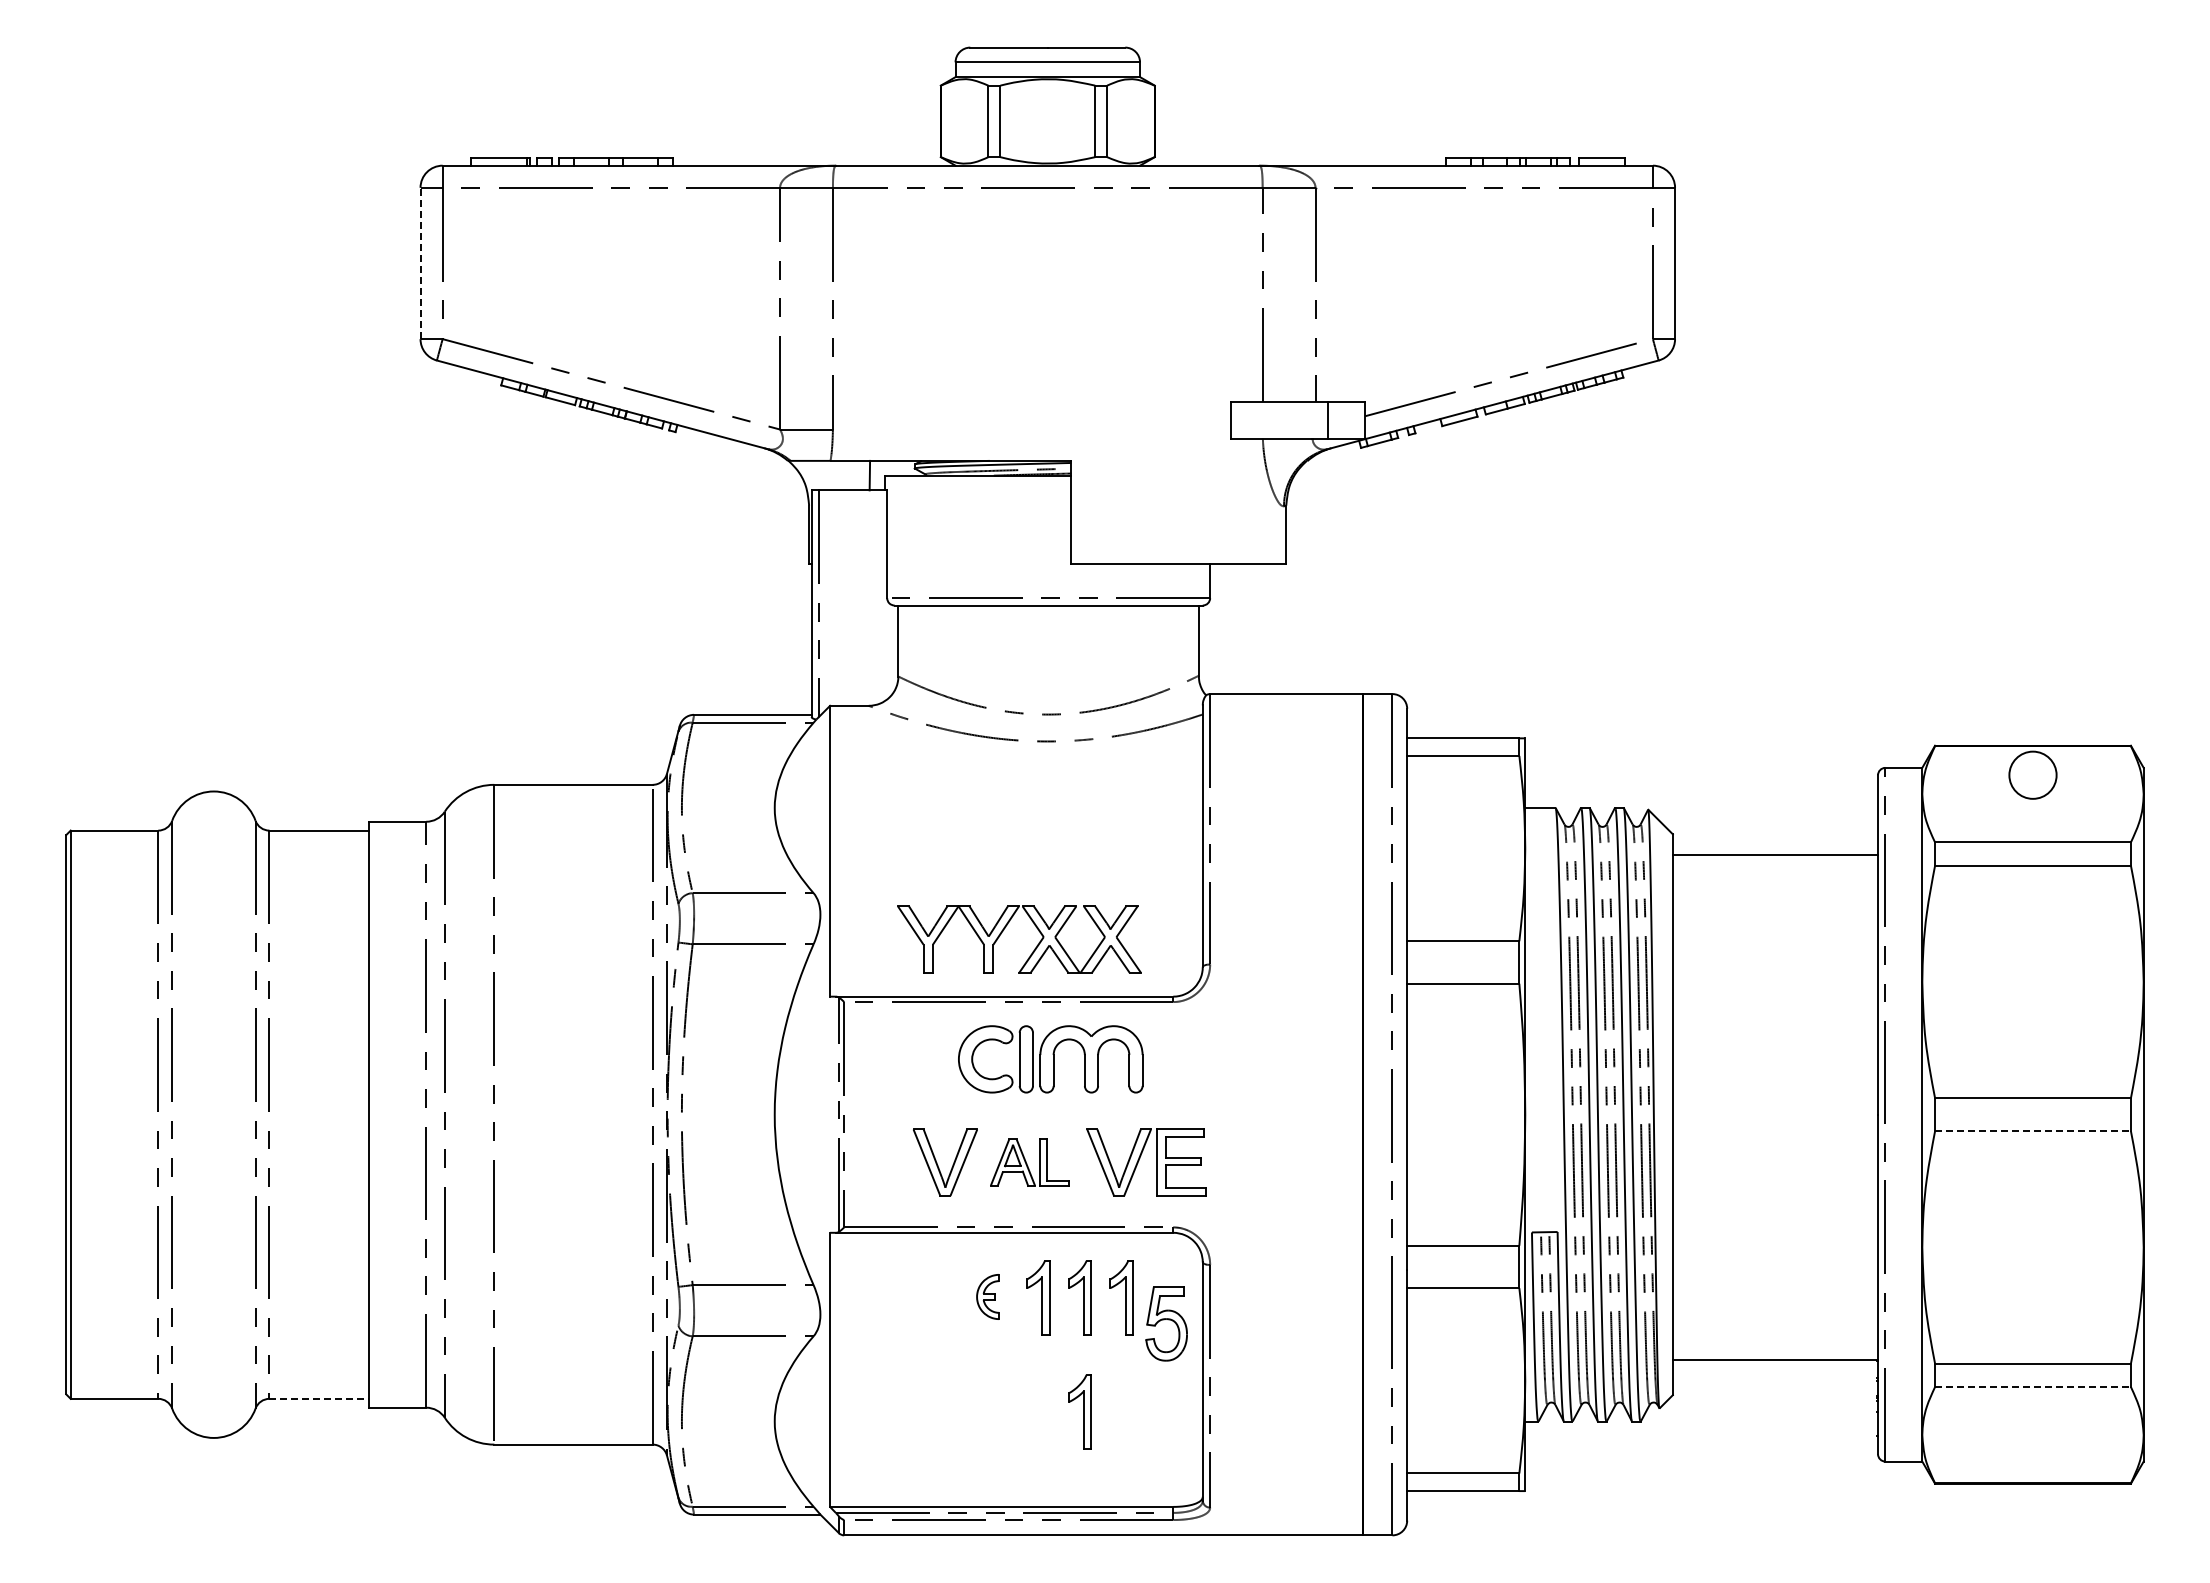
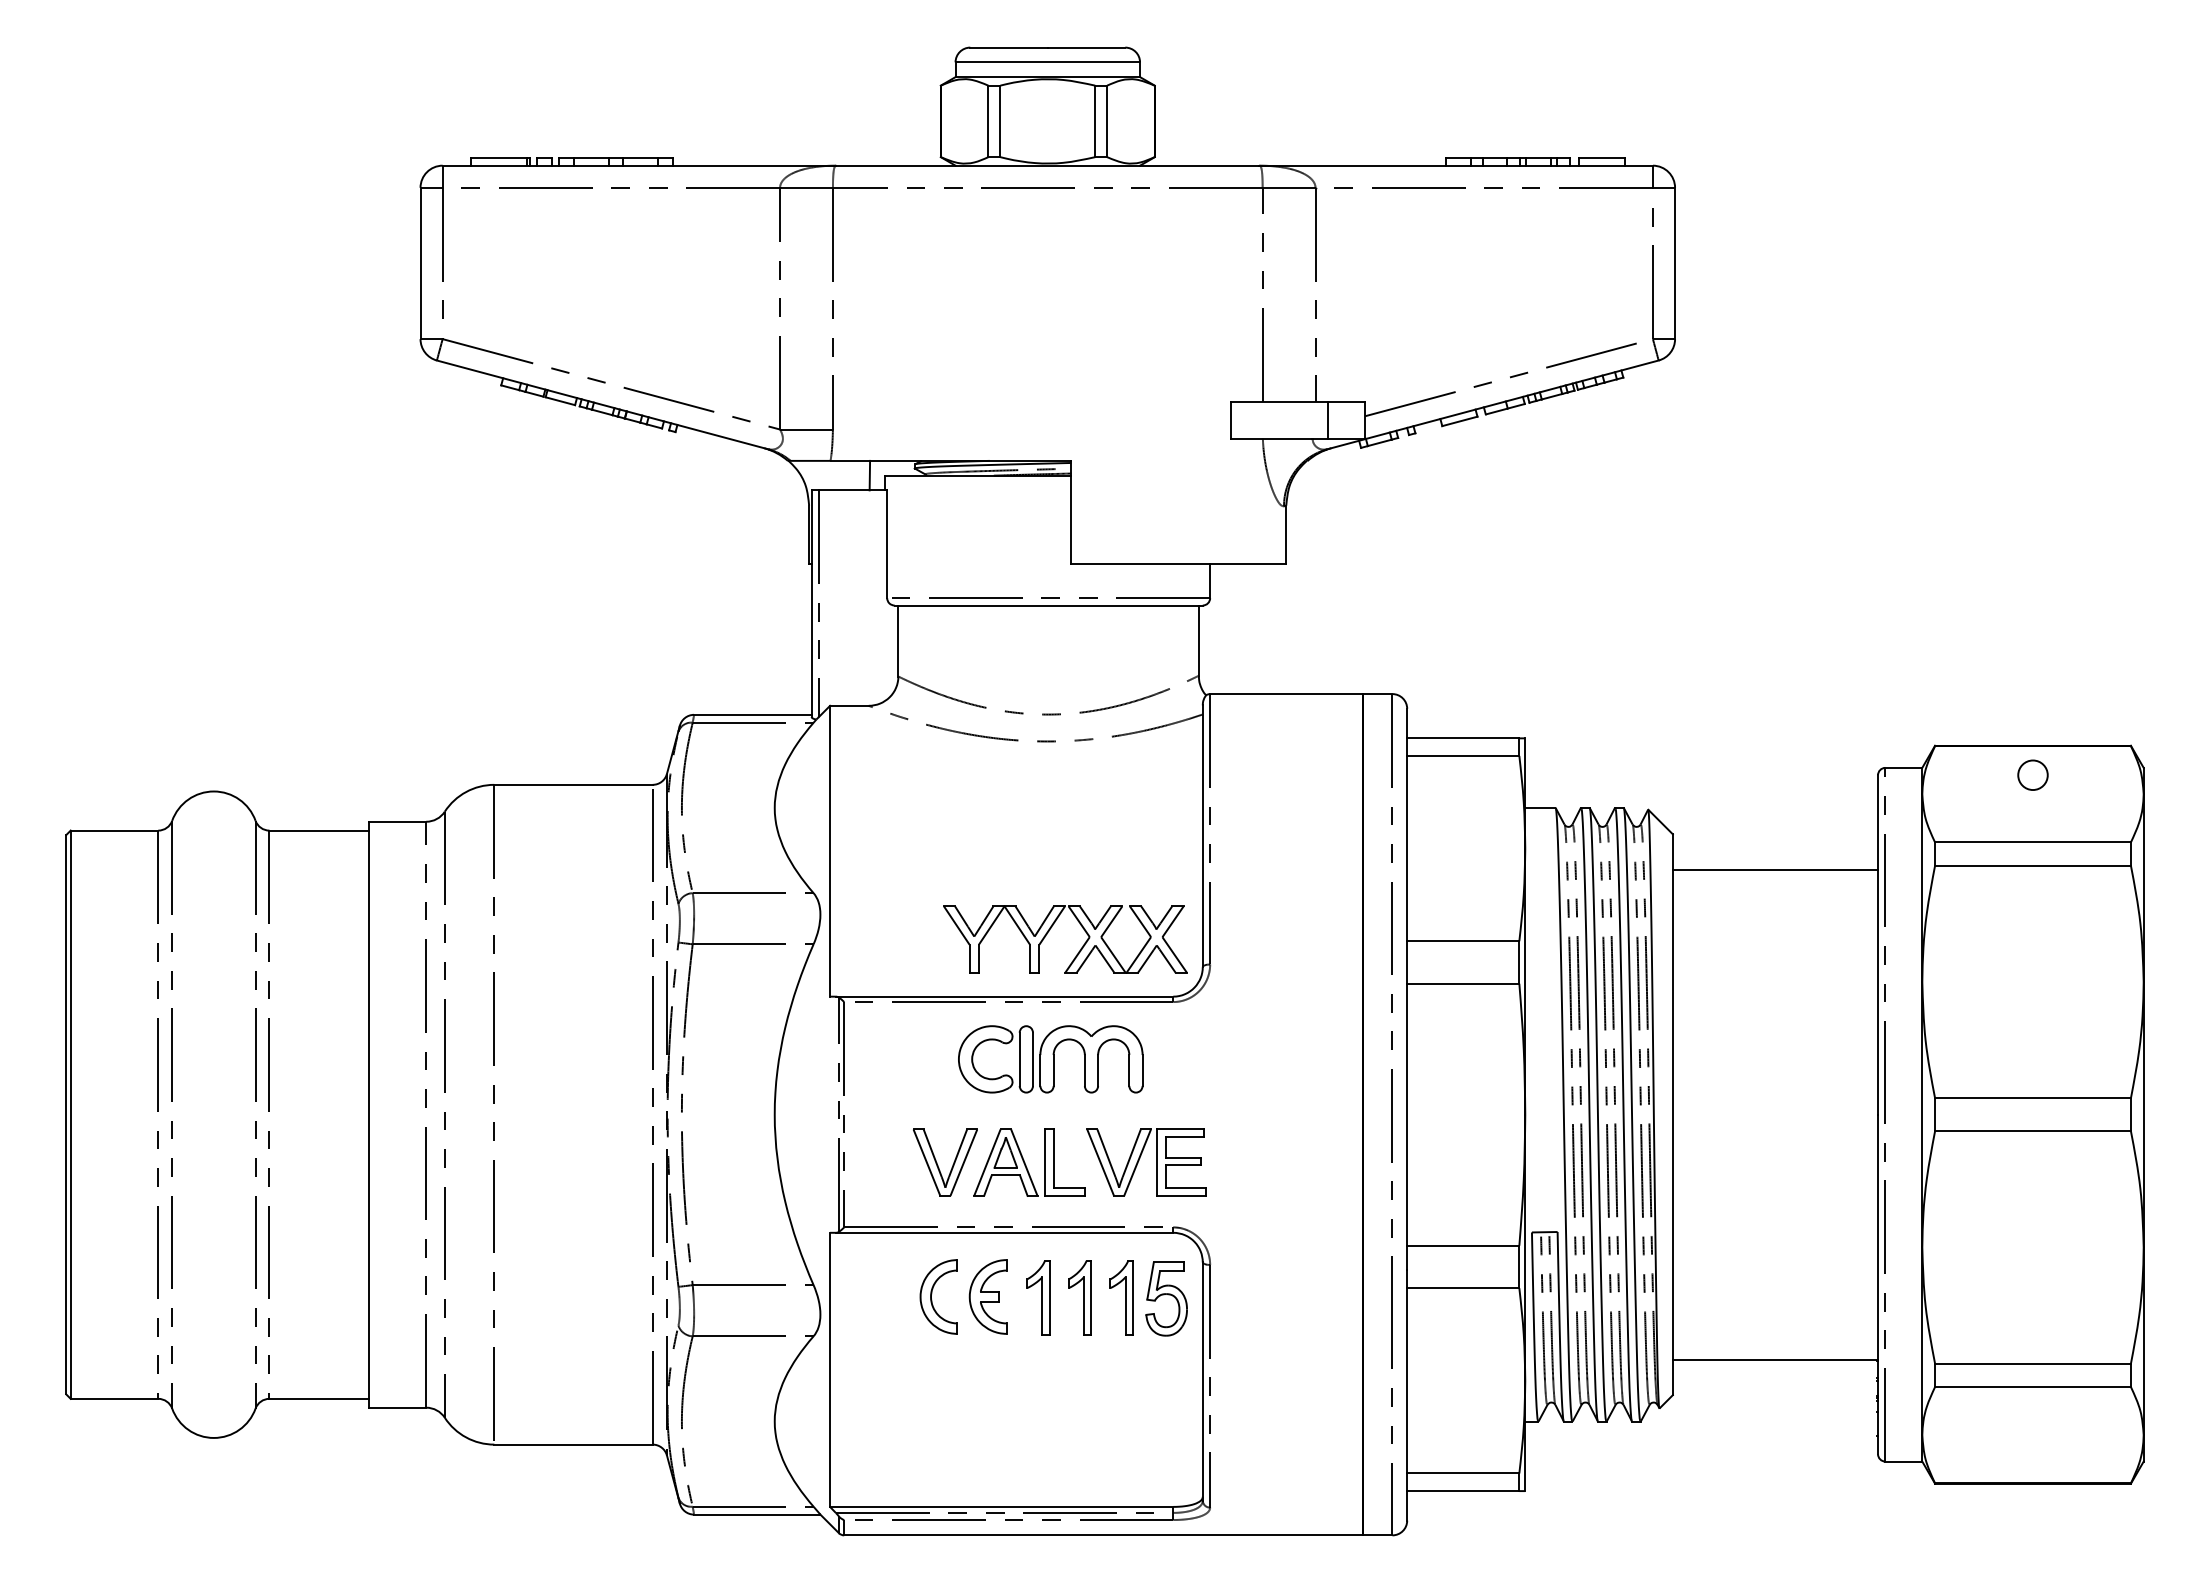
line: dashed -> solid (420, 263)
circle diameter: 47 px -> 30 px (2032, 775)
line position: (1775, 854) -> (1775, 869) (1775, 869)
part position: (1034, 948) -> (1080, 948) (1080, 948)
line: dashed -> solid (2033, 1131)
part size: 80x49 px -> 113x69 px (1029, 1162)
part: none -> present (932, 1293)
part size: 24x46 px -> 40x76 px (987, 1296)
part position: (1166, 1323) -> (1166, 1298) (1166, 1298)
line: dashed -> solid (2033, 1387)
line: dashed -> solid (319, 1398)
part: present -> none (1079, 1411)
